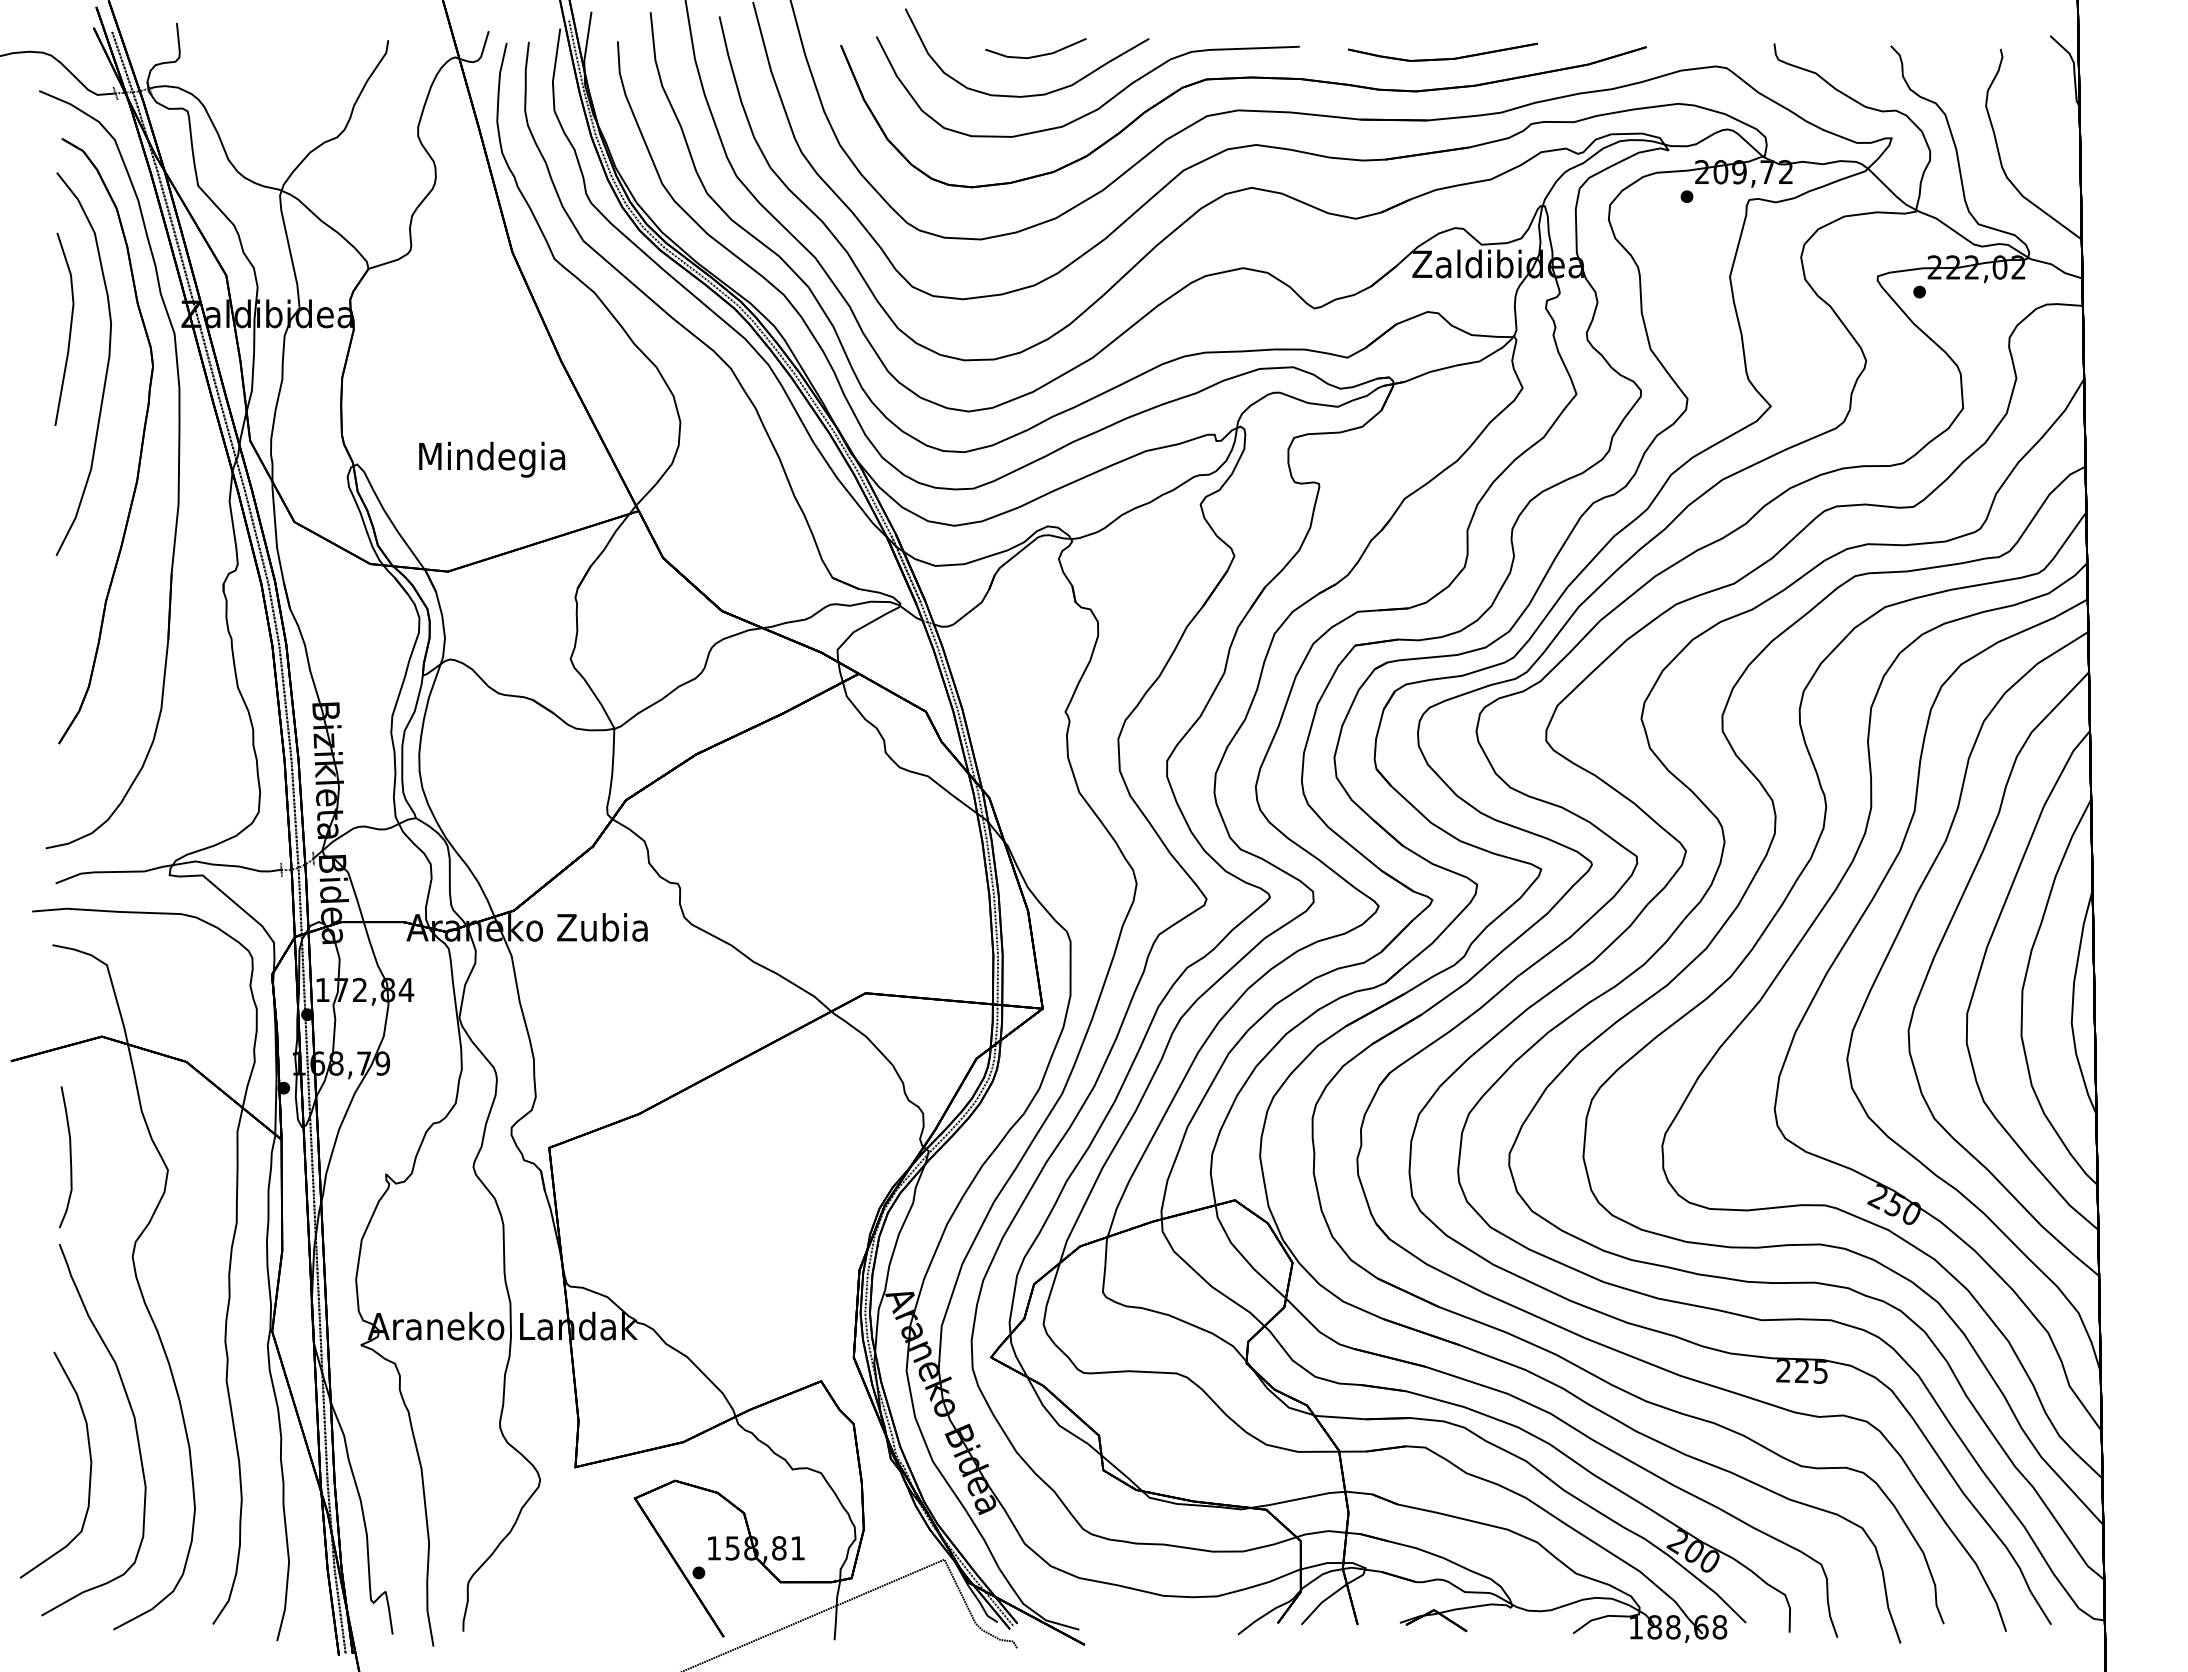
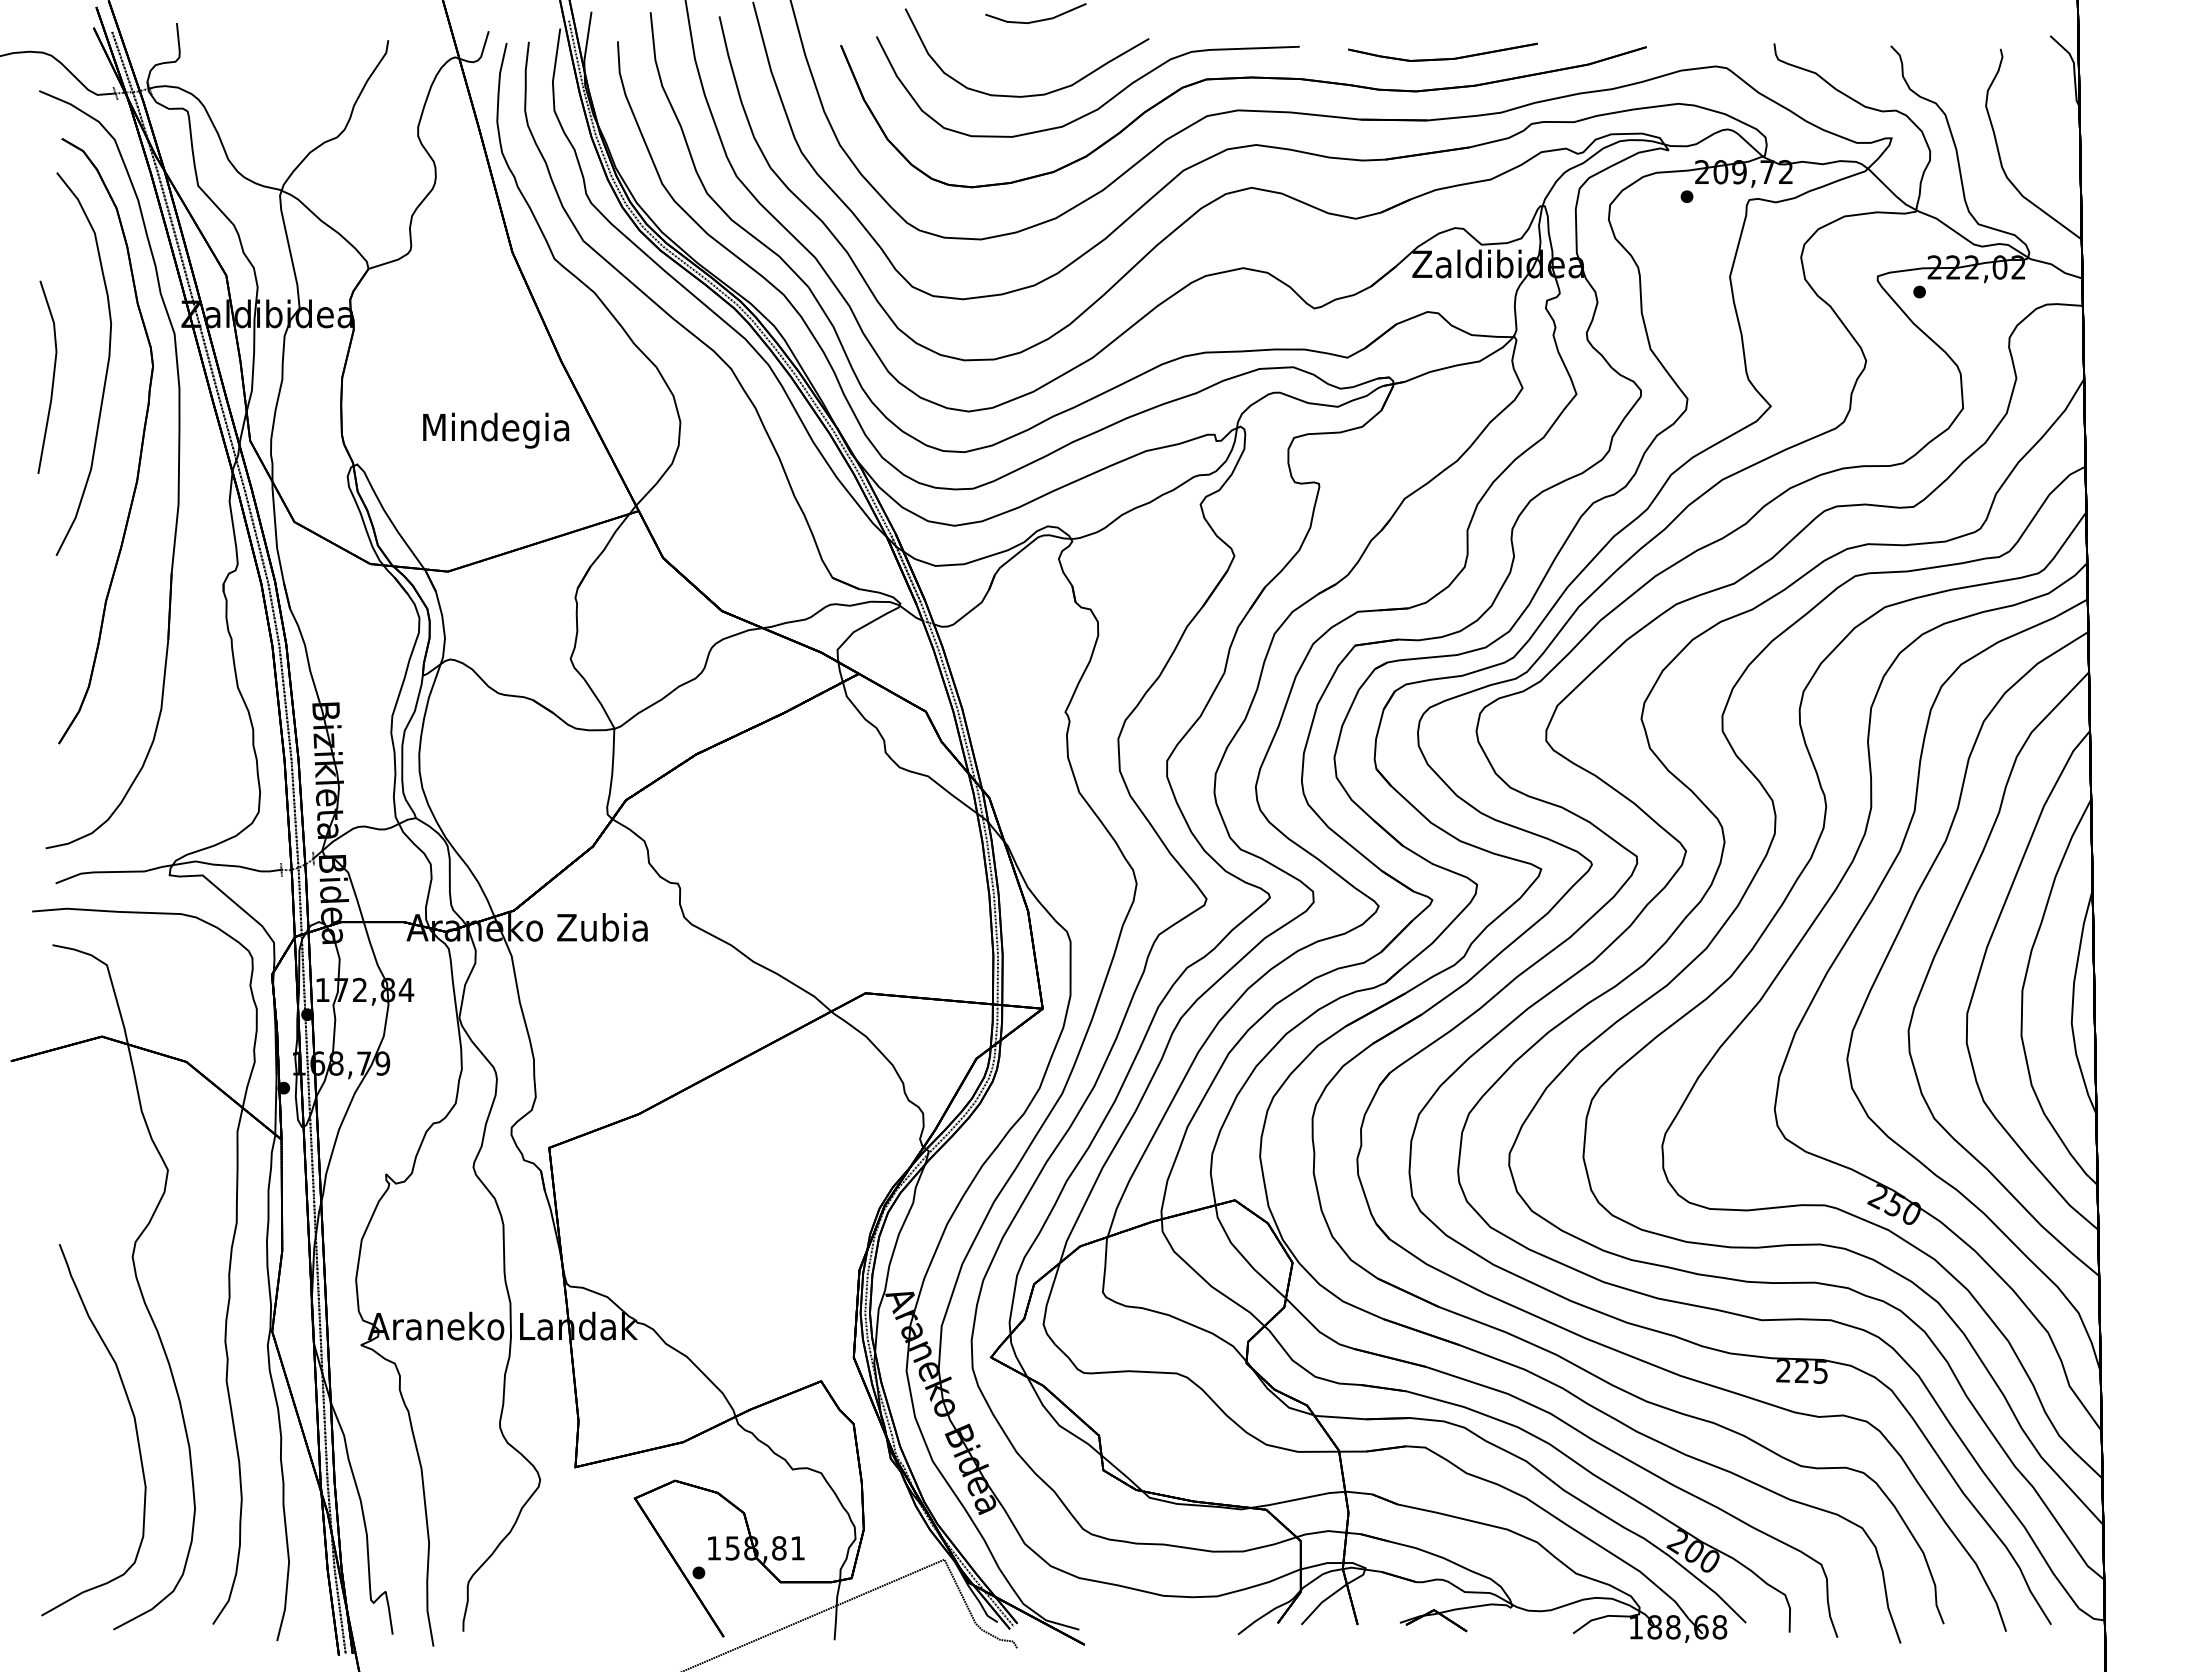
part position: (1035, 55) -> (1035, 20) (1035, 20)
line position: (69, 328) -> (52, 376) (52, 376)
text position: (492, 459) -> (496, 430) (496, 430)
curve: present -> none (69, 1156)
curve: present -> none (89, 1457)
